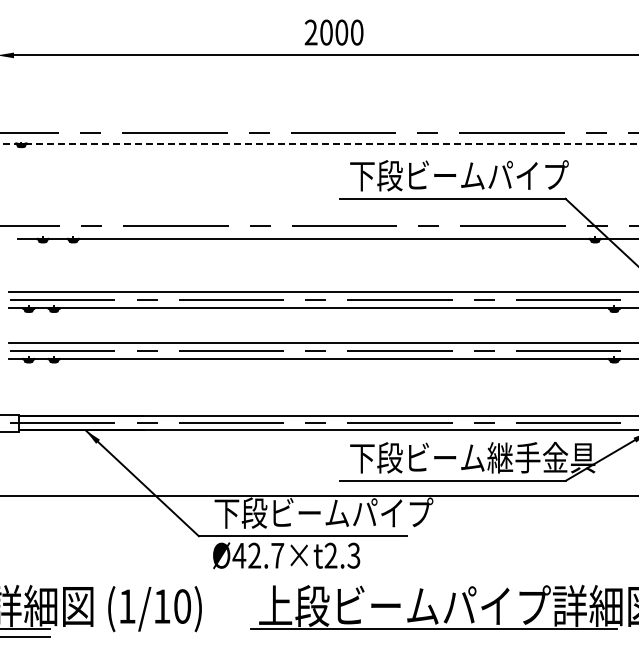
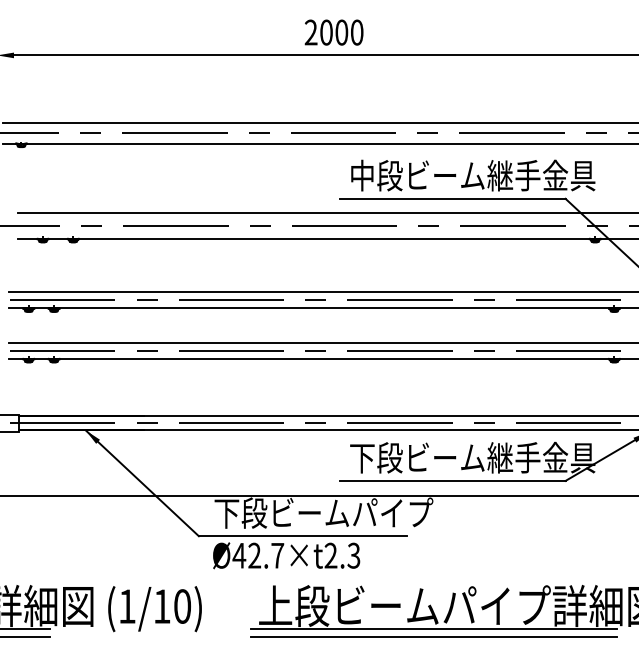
line: none -> present (318, 123)
line: dashed -> solid (320, 143)
text: 下段ビームパイプ -> 中段ビーム継手金具 (472, 175)
line: none -> present (326, 213)
line: none -> present (433, 637)
